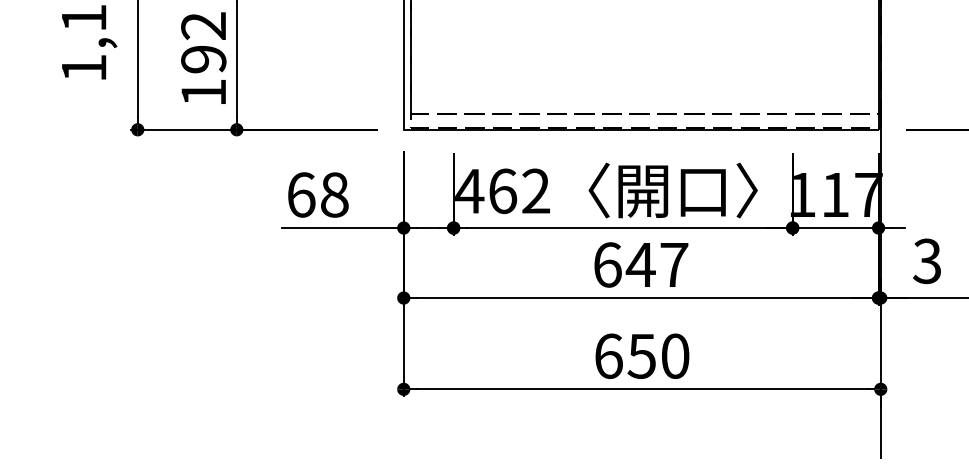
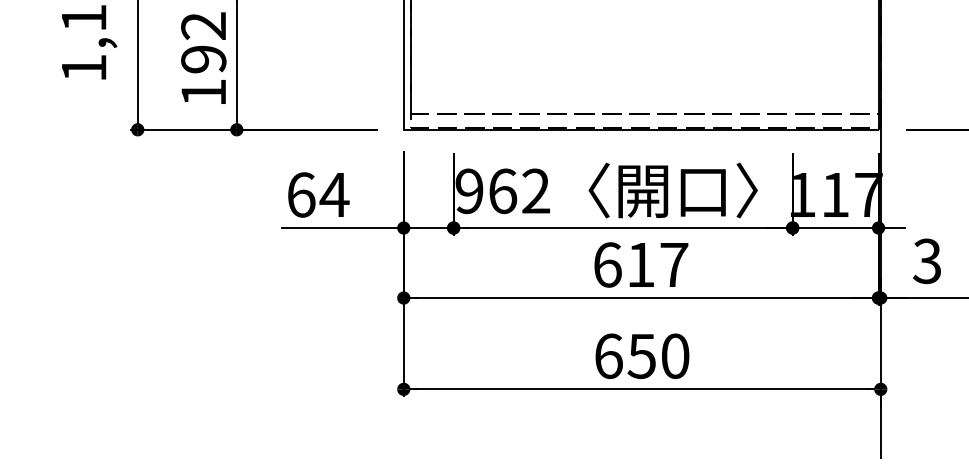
text: 462 -> 962 (469, 191)
text: 68 -> 64 (334, 194)
text: 647 -> 617 (640, 264)
